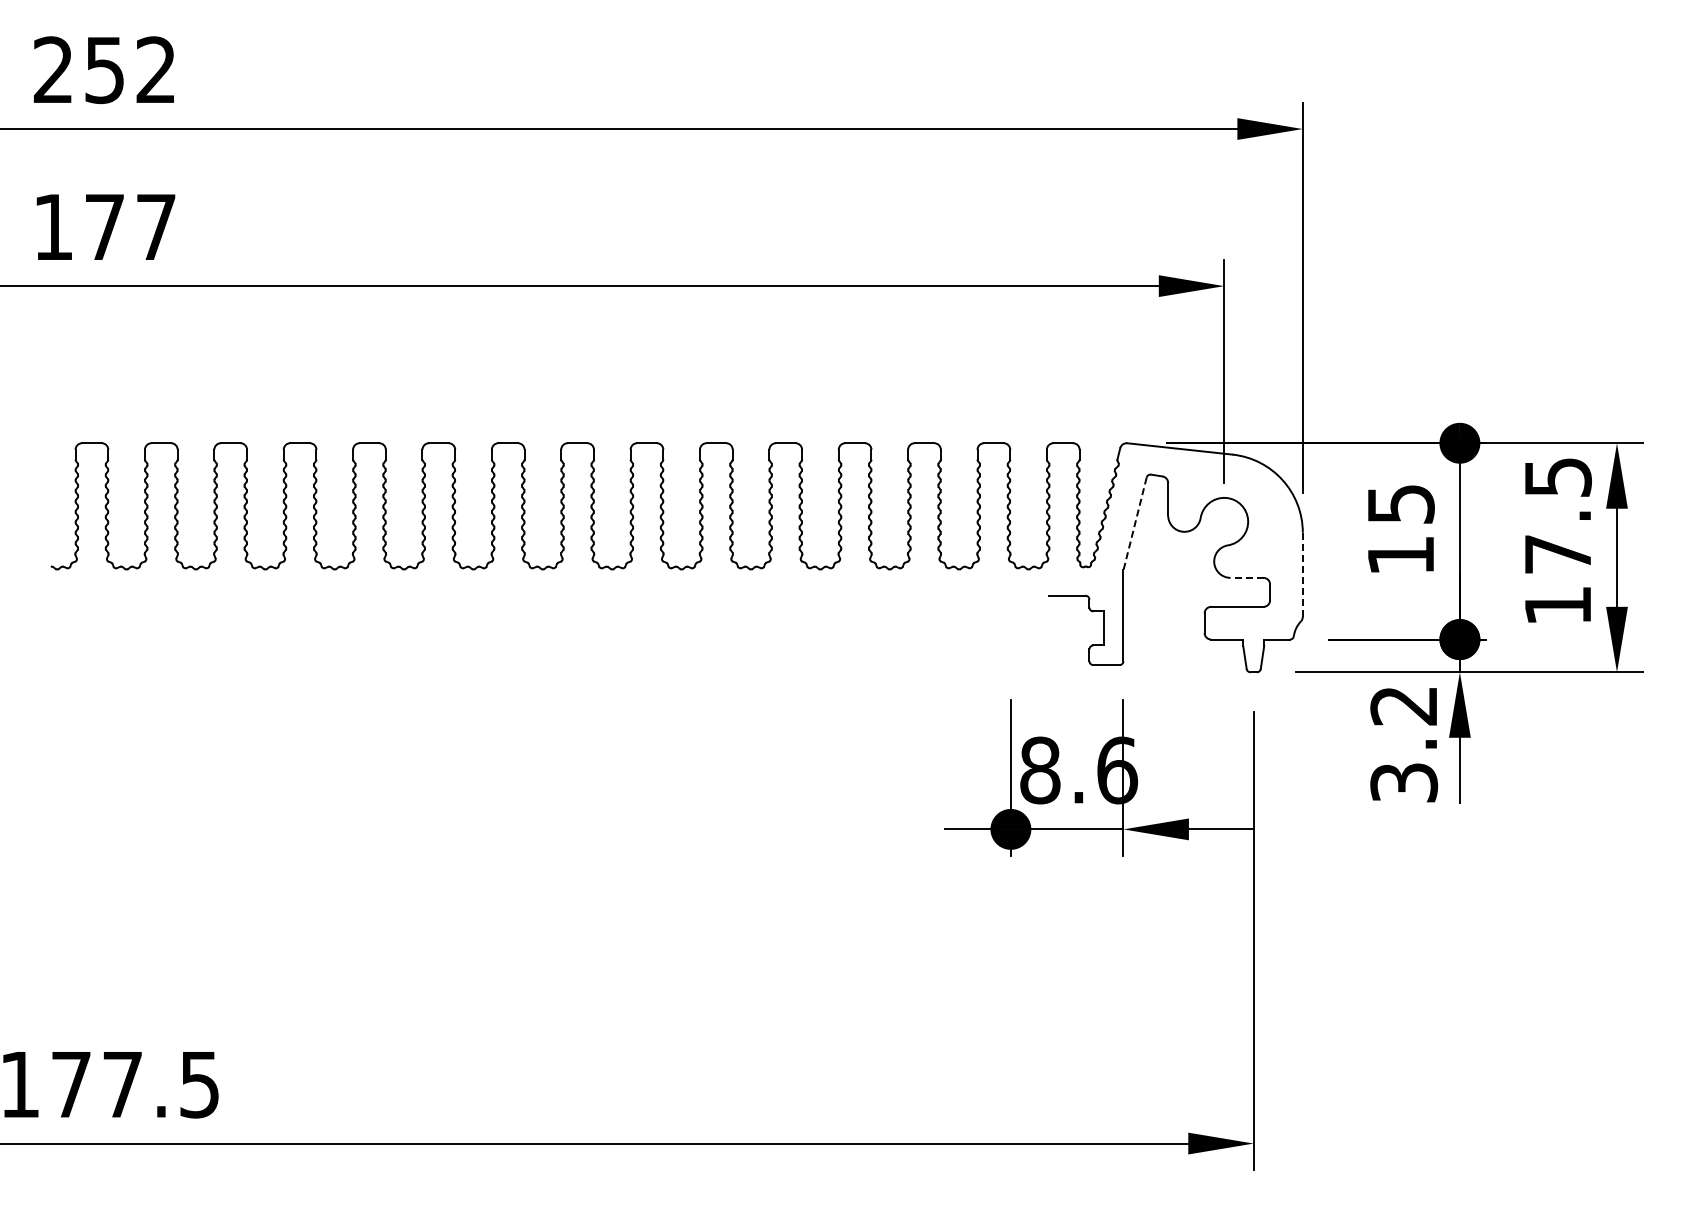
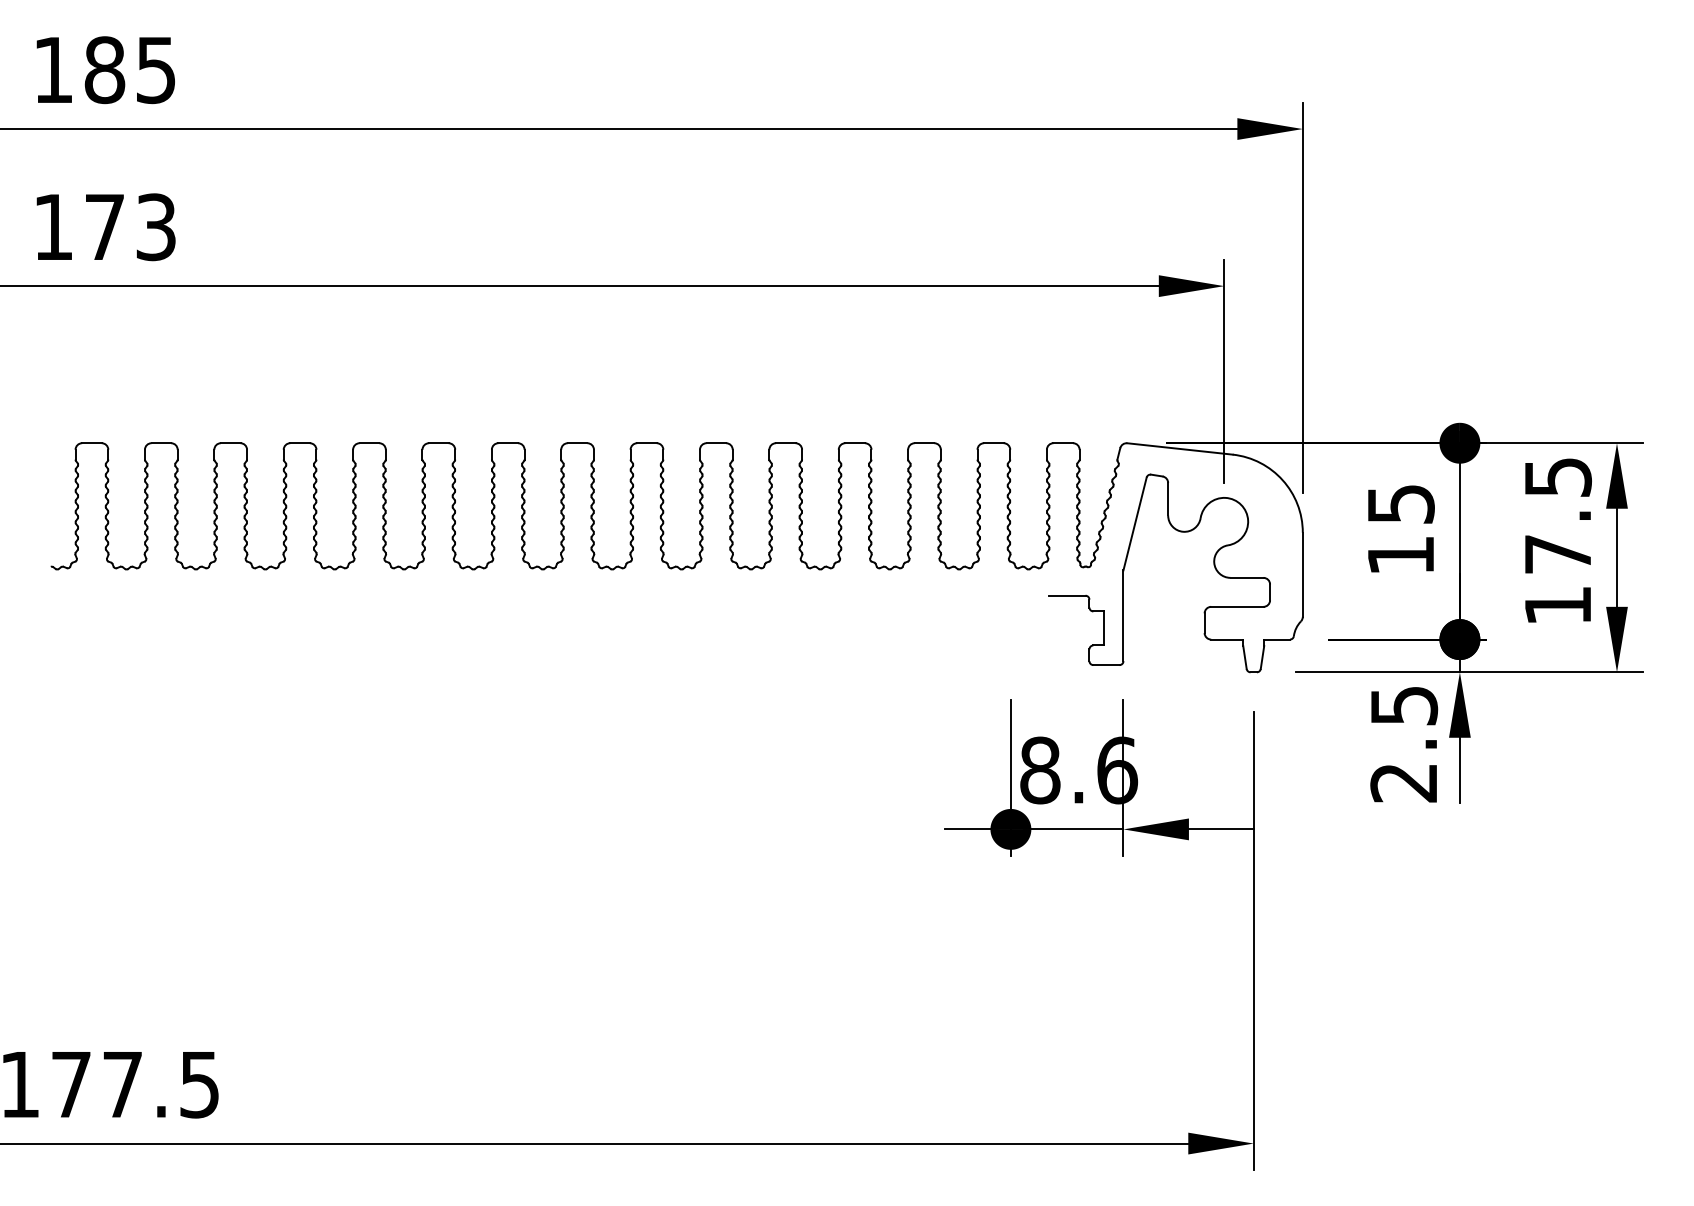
text: 252 -> 185 (104, 70)
text: 177 -> 173 (155, 227)
line: dashed -> solid (1135, 523)
line: dashed -> solid (1302, 575)
line: dashed -> solid (1246, 577)
text: 3.2 -> 2.5 (1404, 744)
